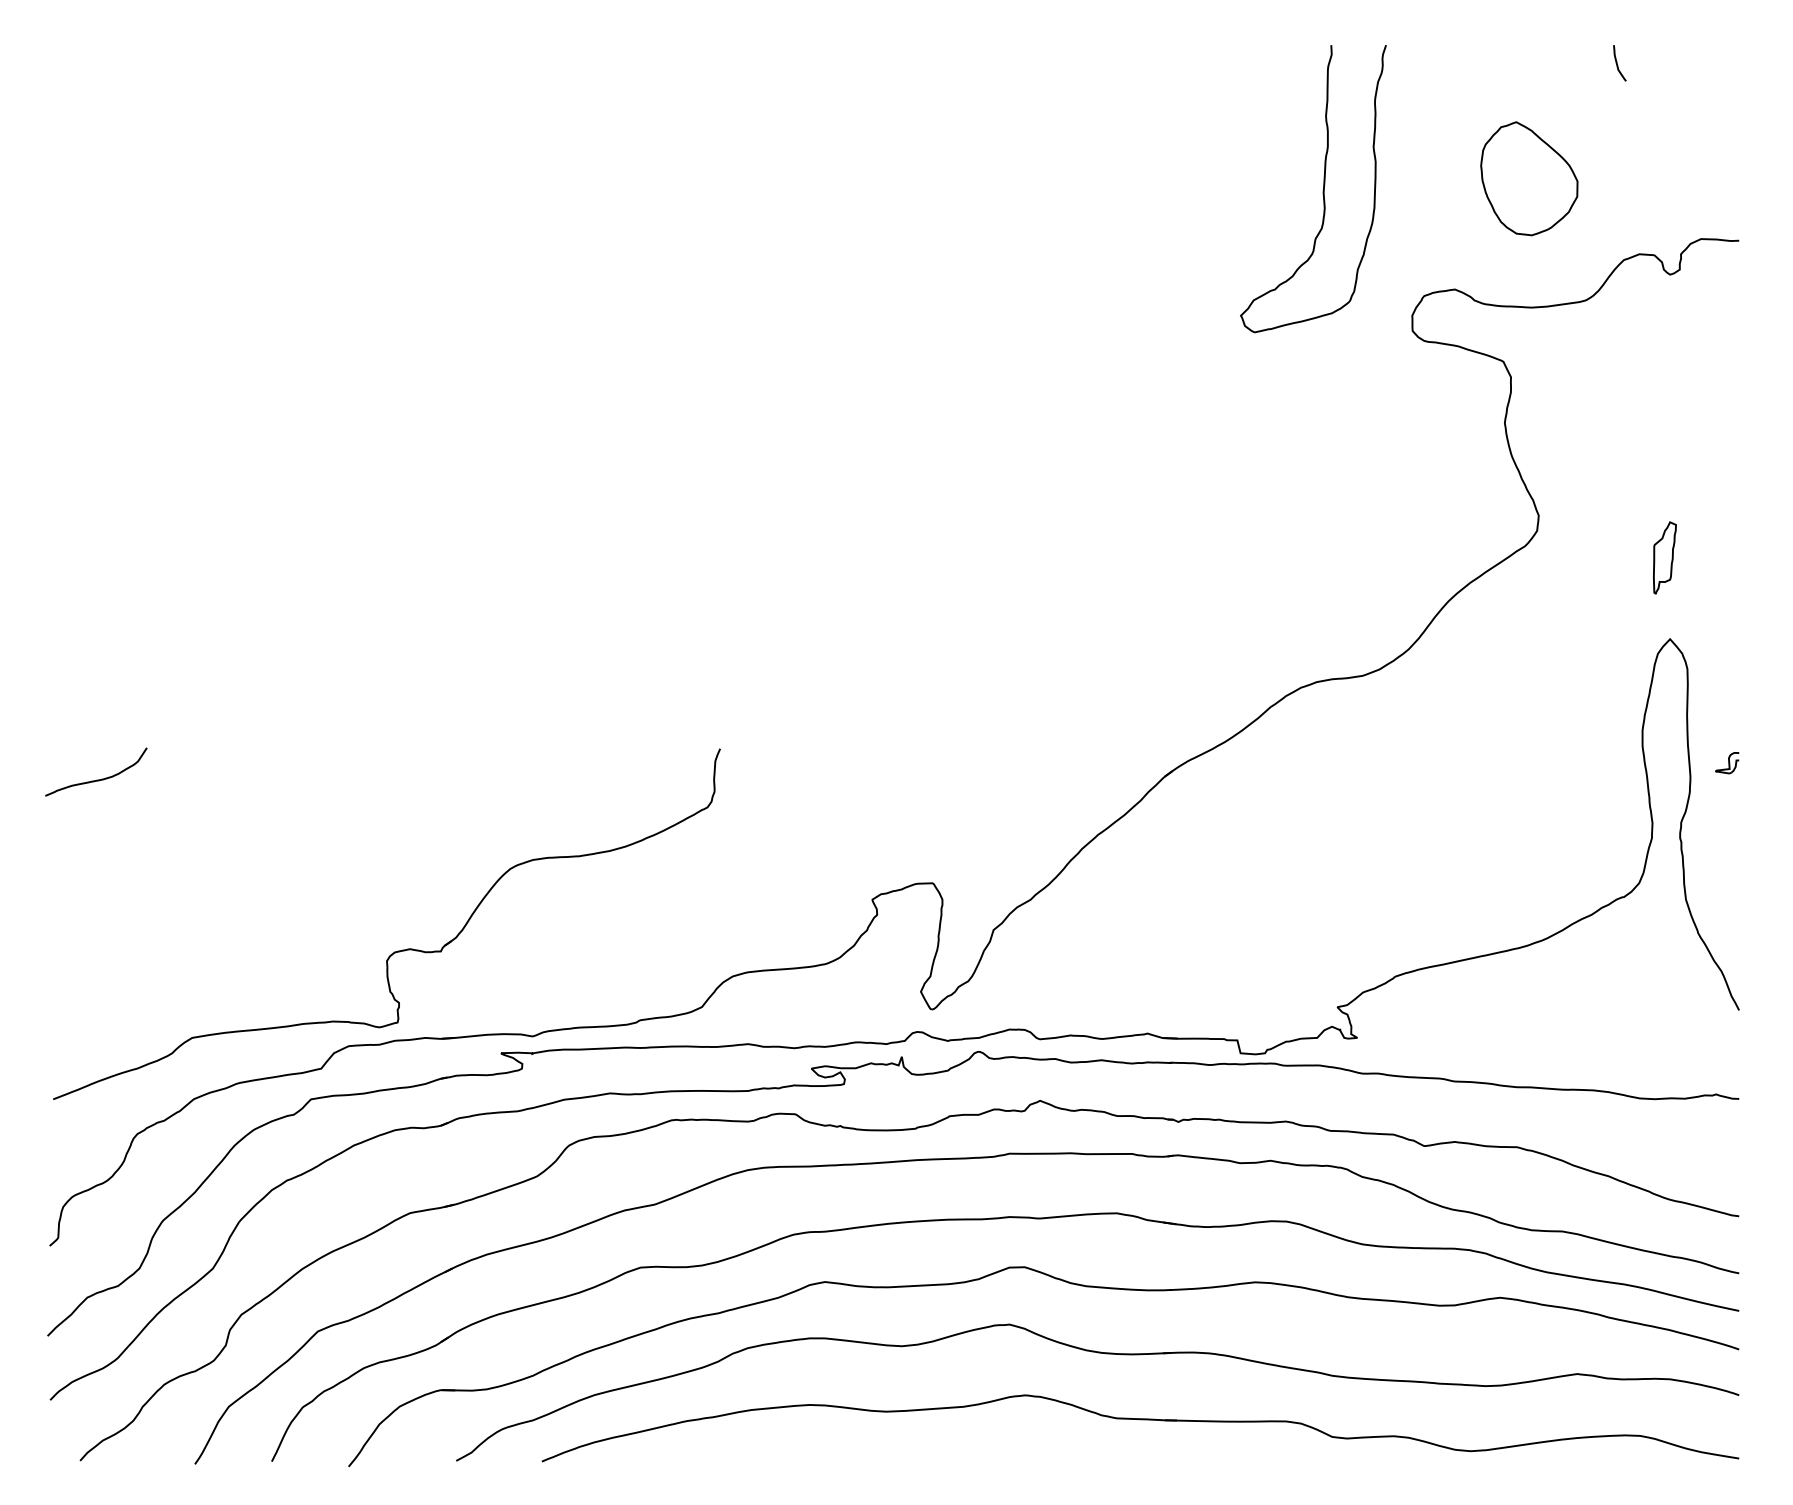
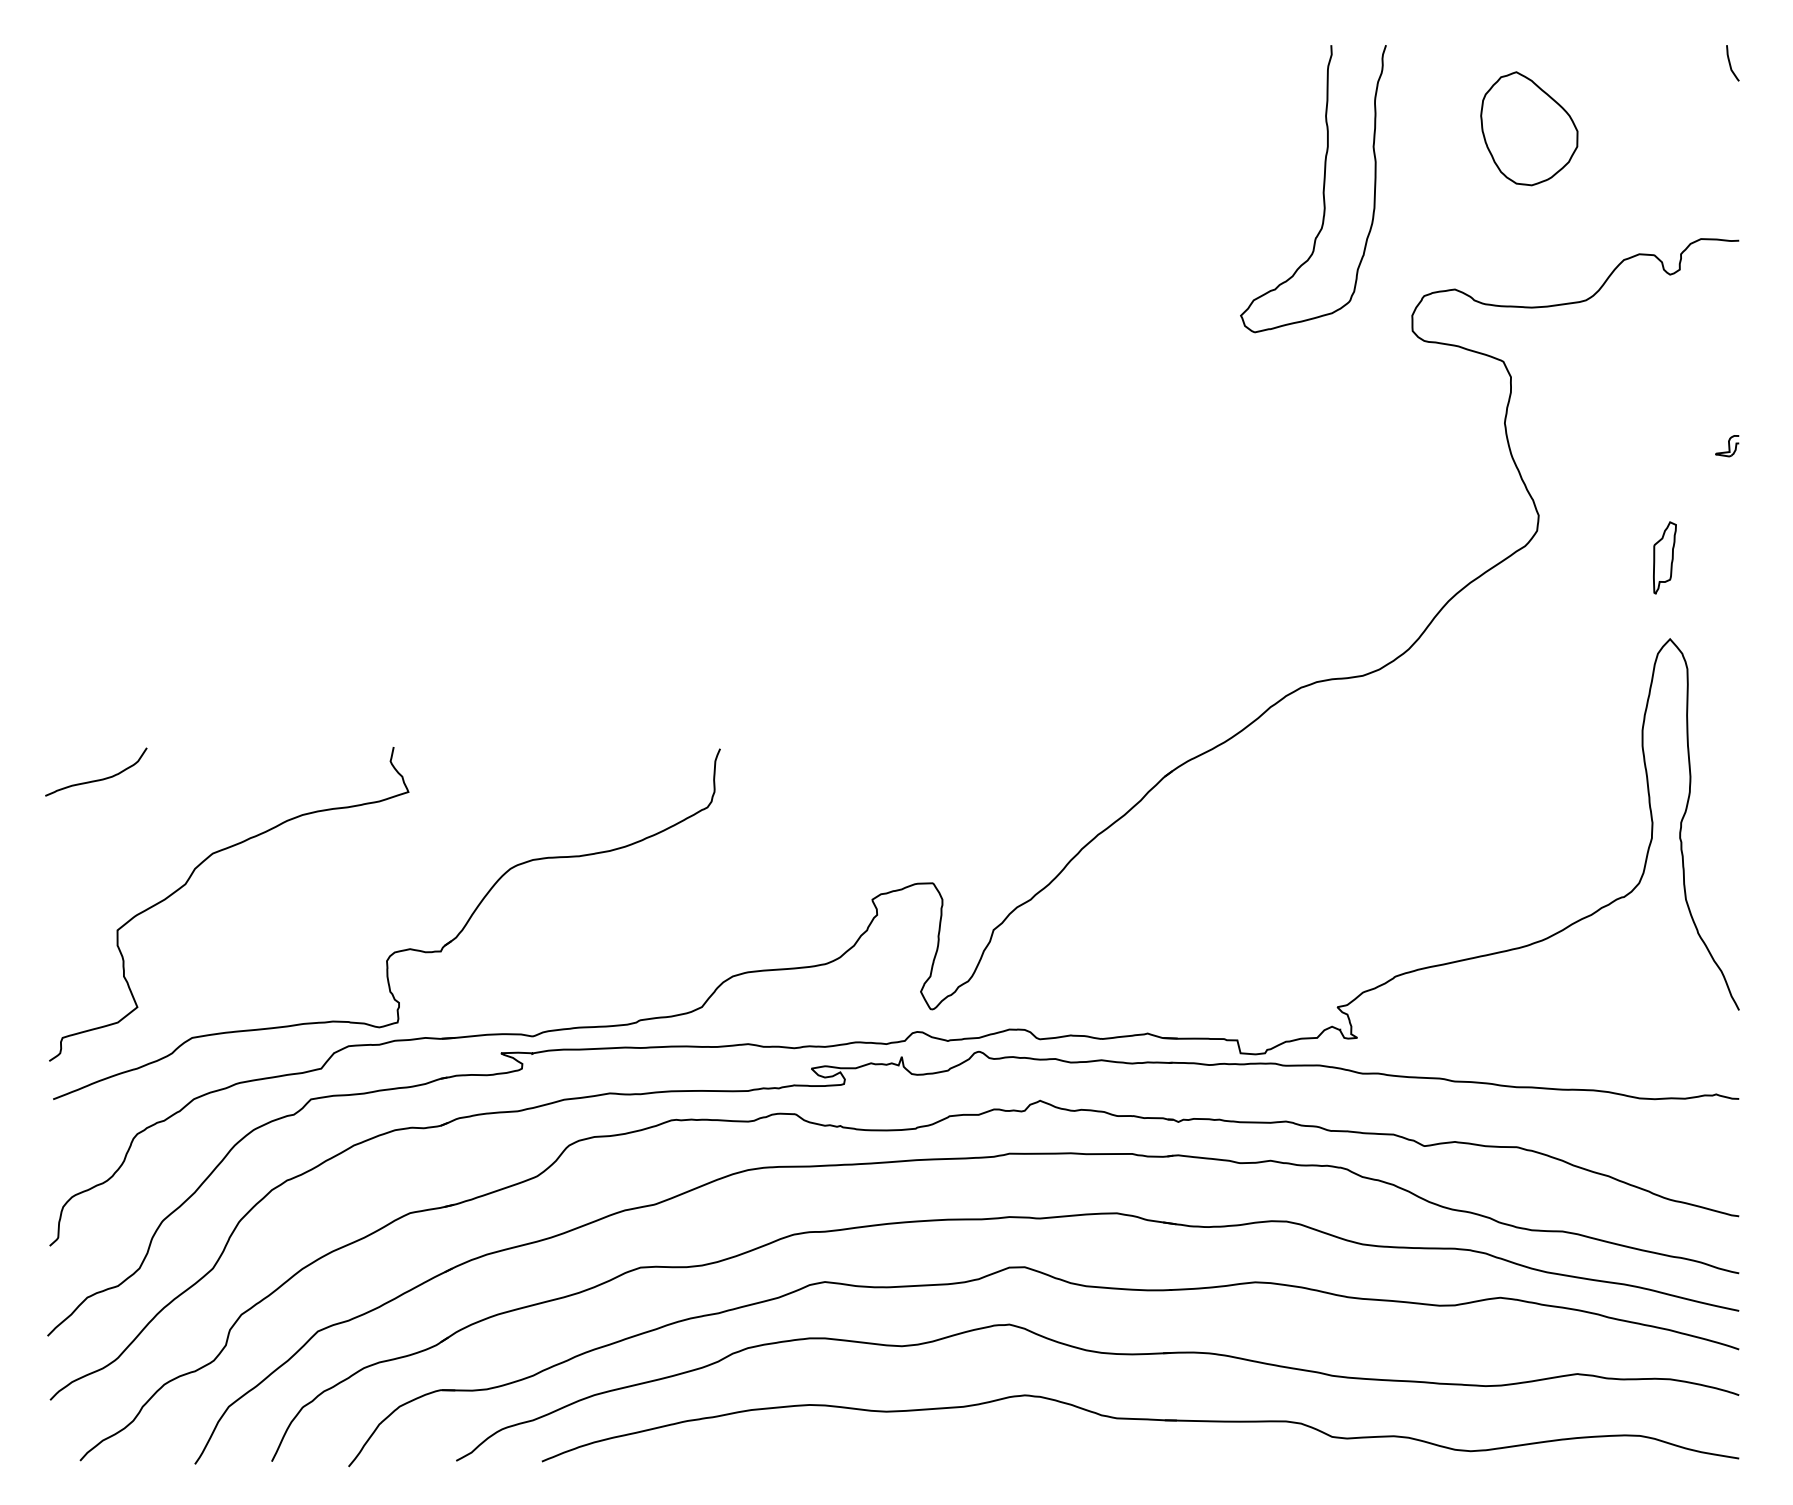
curve position: (1617, 63) -> (1730, 63) (1730, 63)
part position: (1529, 178) -> (1529, 128) (1529, 128)
part position: (1727, 763) -> (1727, 446) (1727, 446)
curve: none -> present (190, 878)
